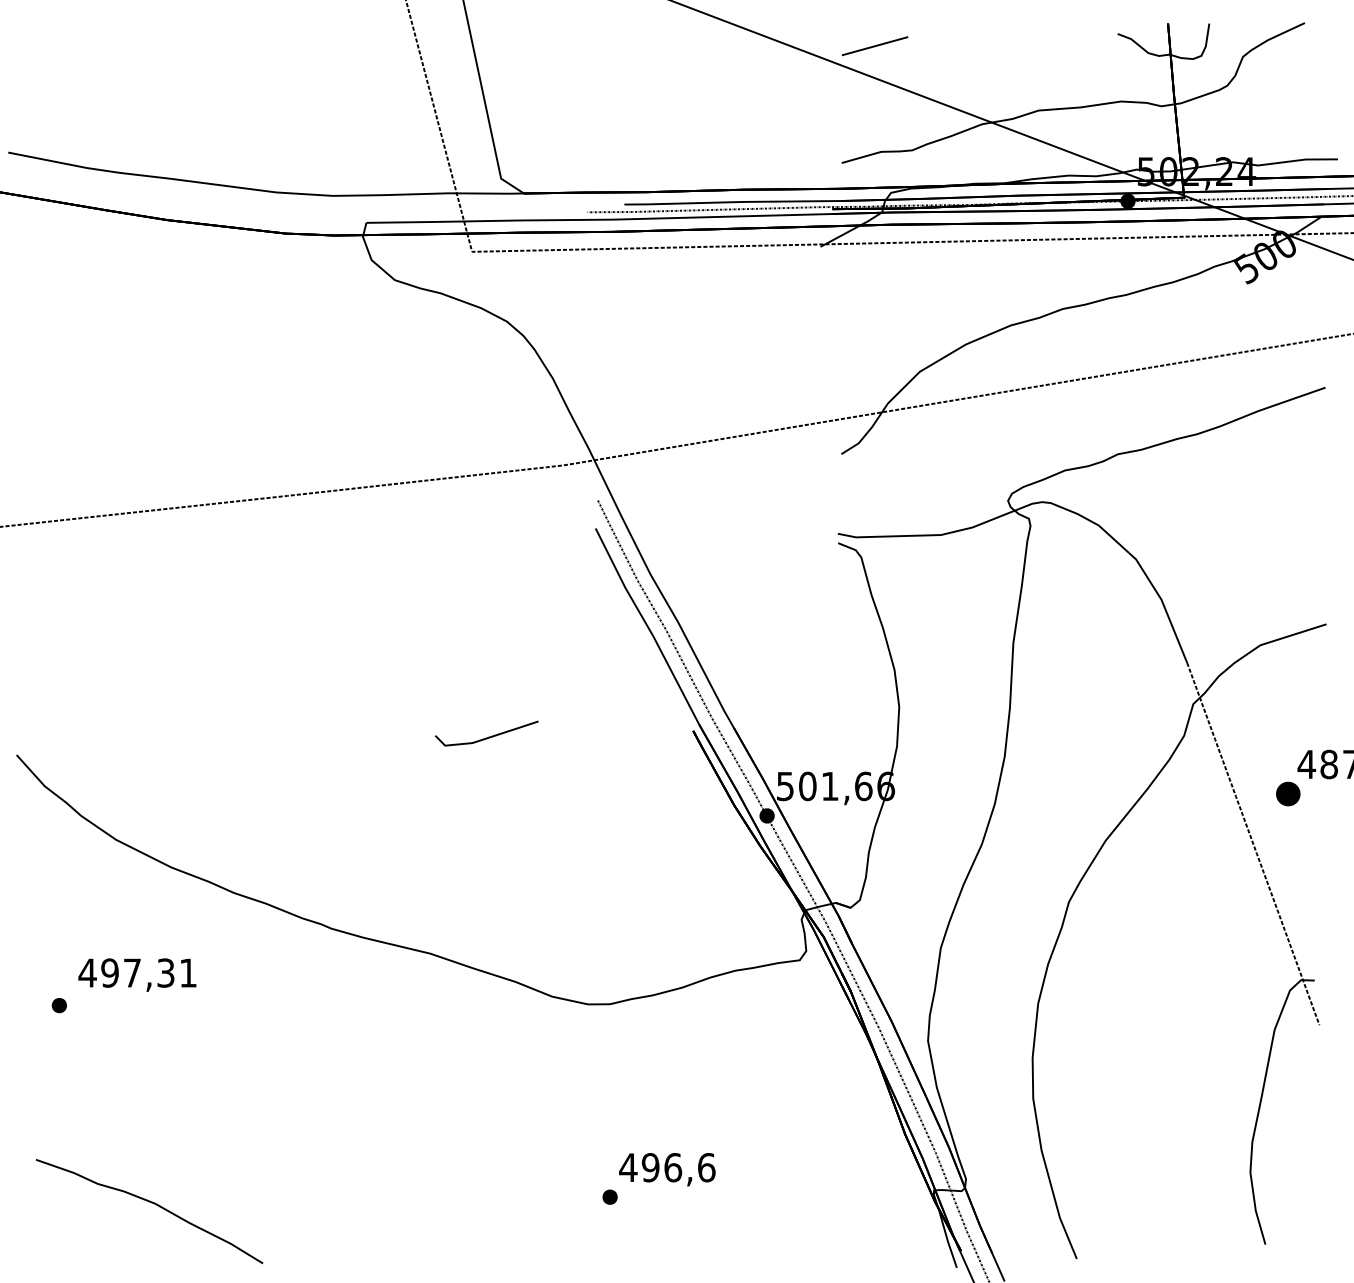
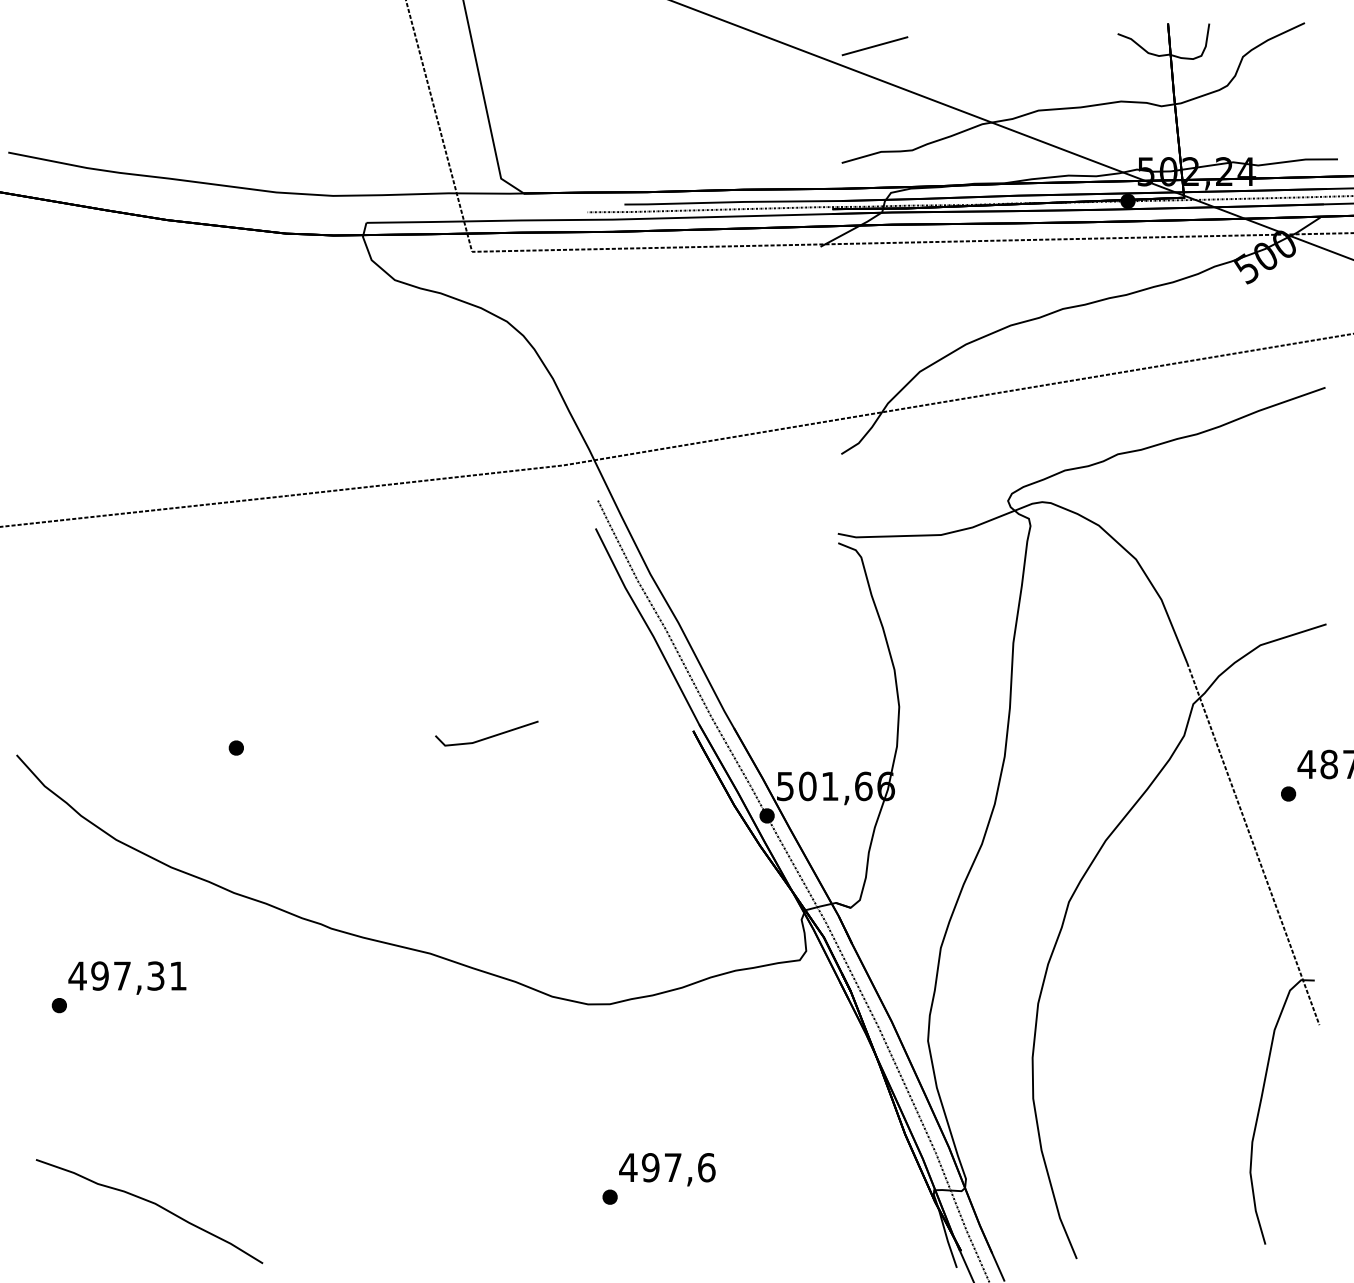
part: none -> present (235, 747)
part size: 25x26 px -> 16x16 px (1288, 793)
text position: (137, 974) -> (127, 977) (127, 977)
text: 496,6 -> 497,6 (673, 1167)
